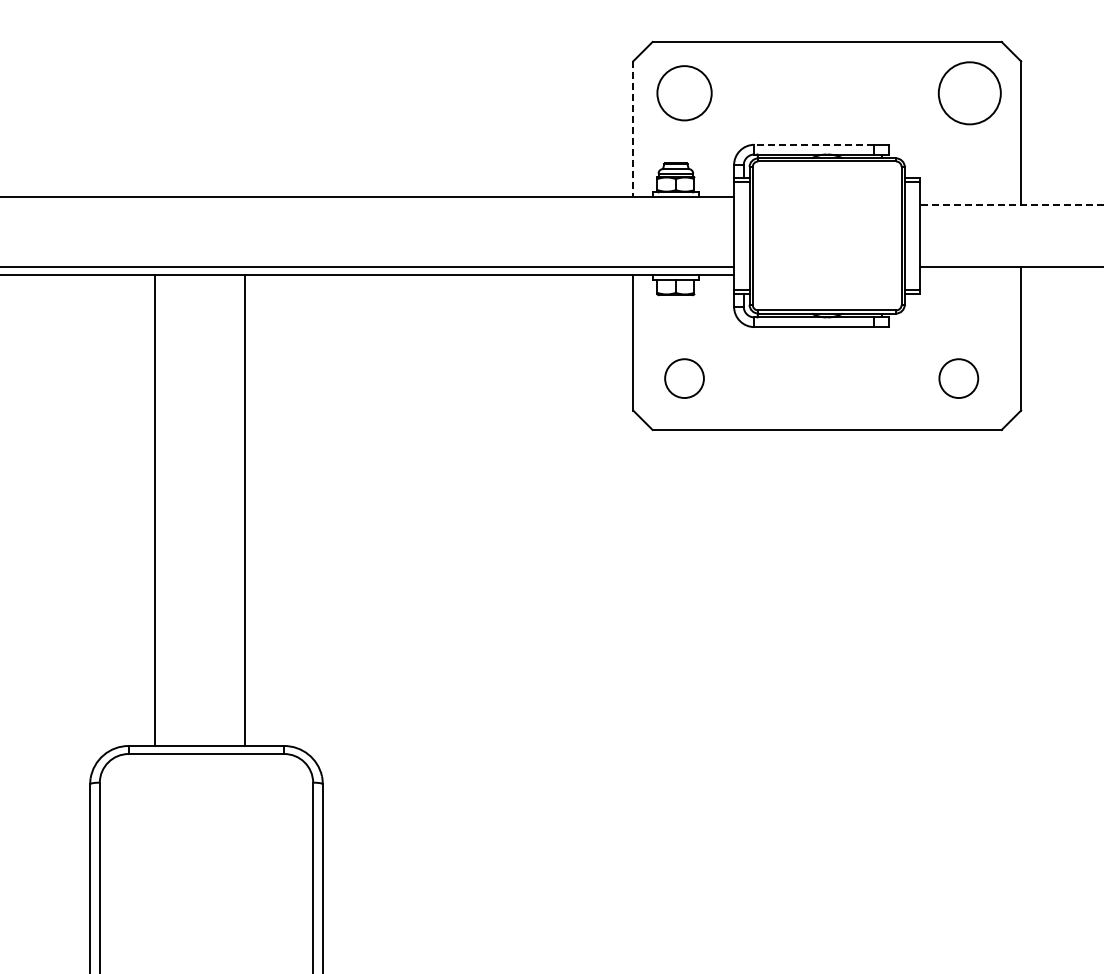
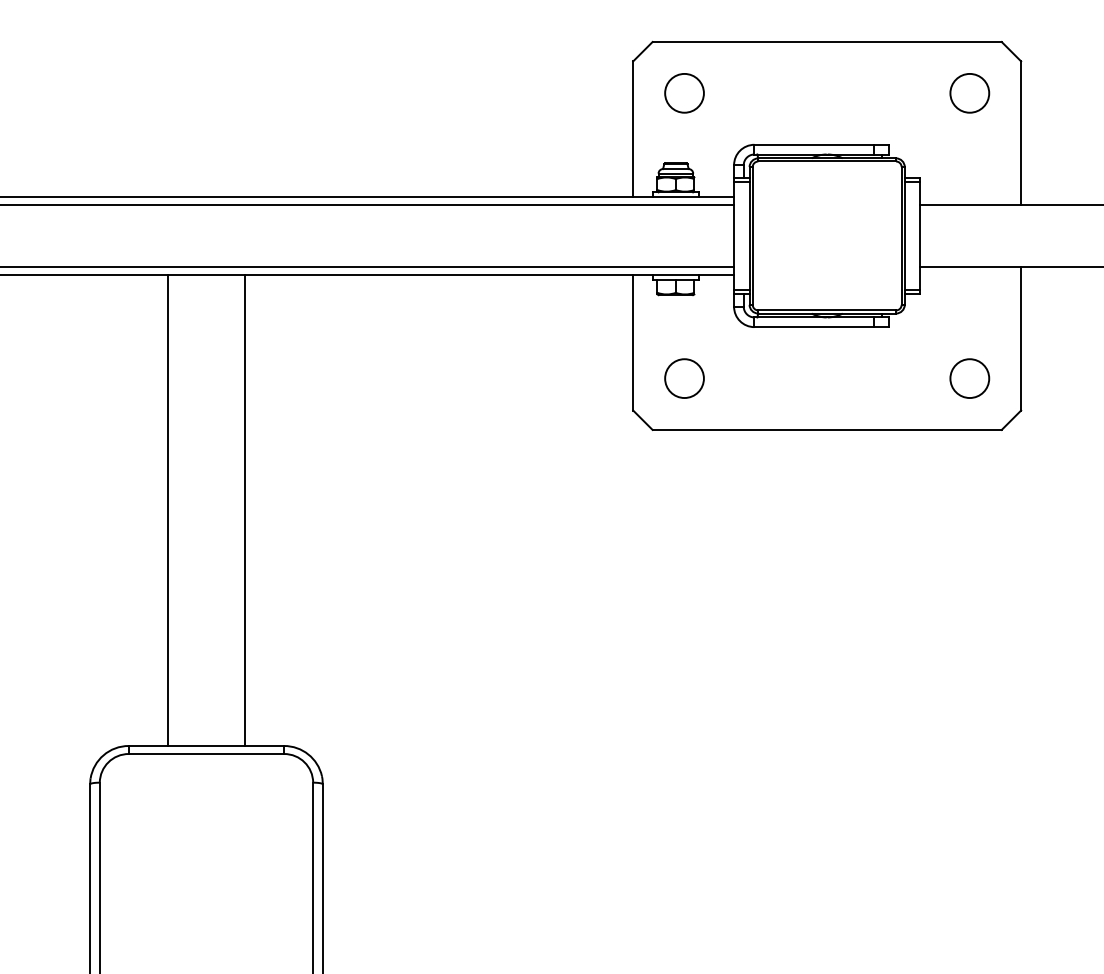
circle size: 57x57 px -> 41x41 px (684, 93)
circle diameter: 62 px -> 39 px (969, 92)
line: dashed -> solid (633, 129)
line: dashed -> solid (814, 144)
line: none -> present (368, 204)
line: dashed -> solid (1011, 204)
circle position: (958, 378) -> (969, 378) (969, 378)
line position: (154, 510) -> (167, 510) (167, 510)
